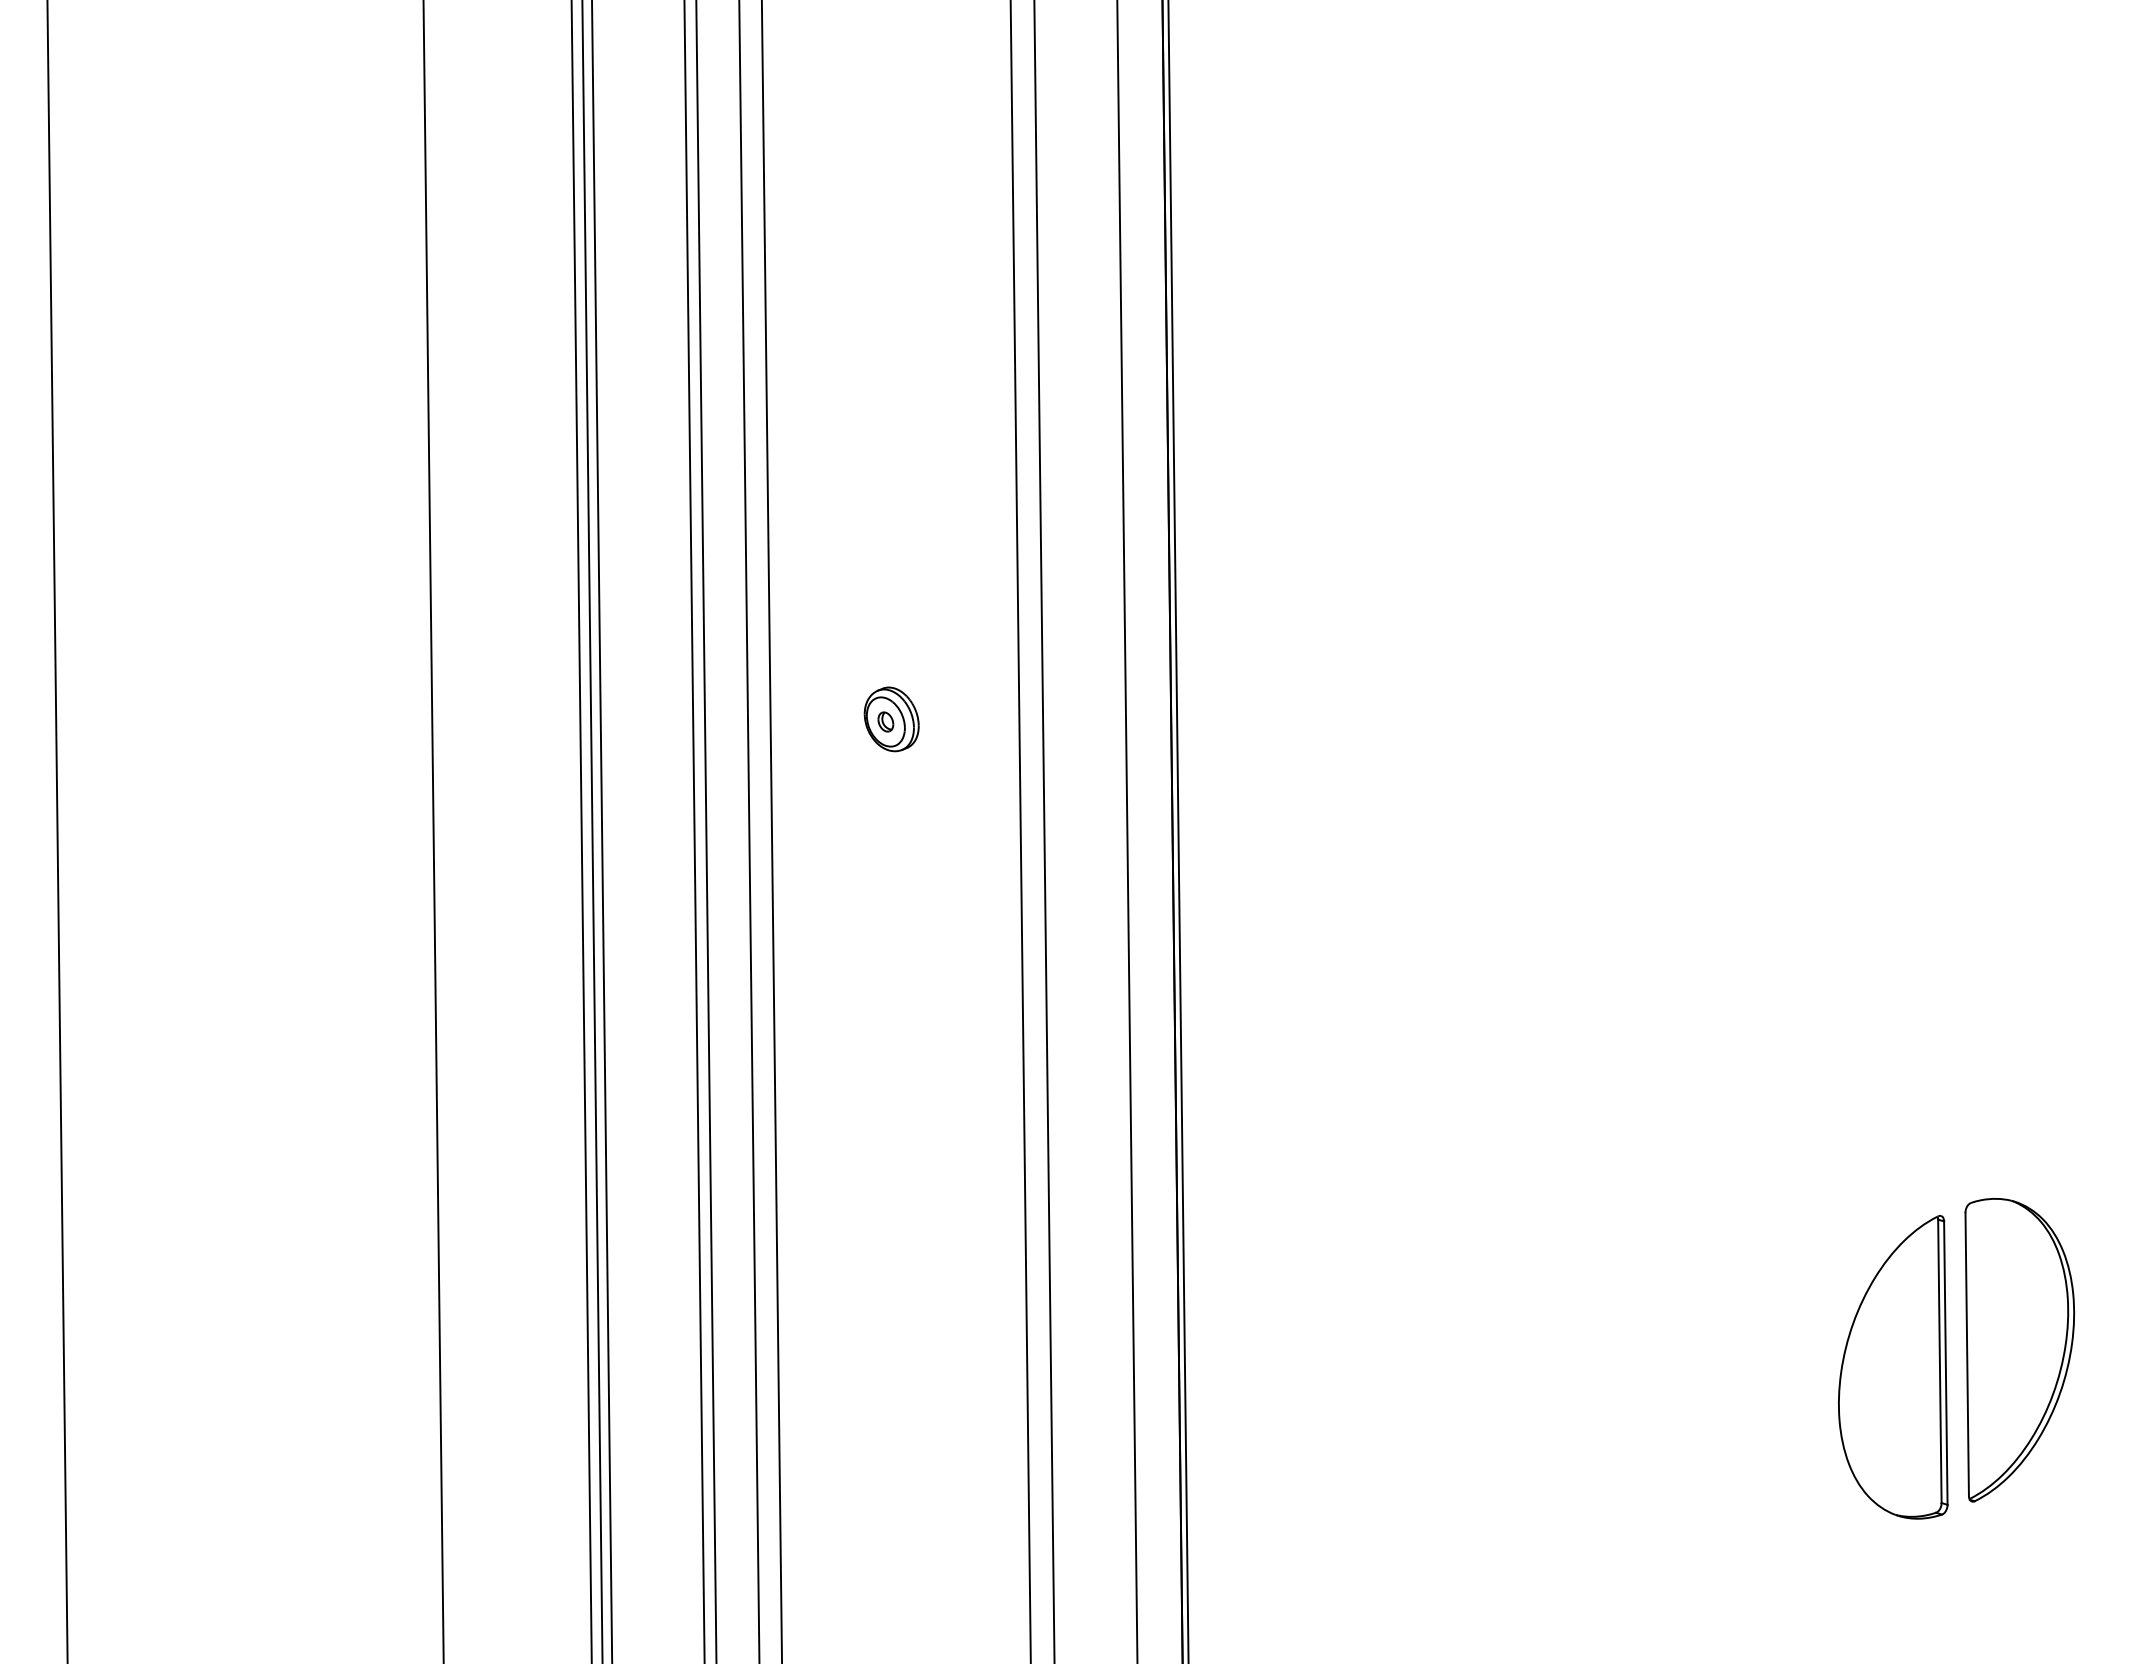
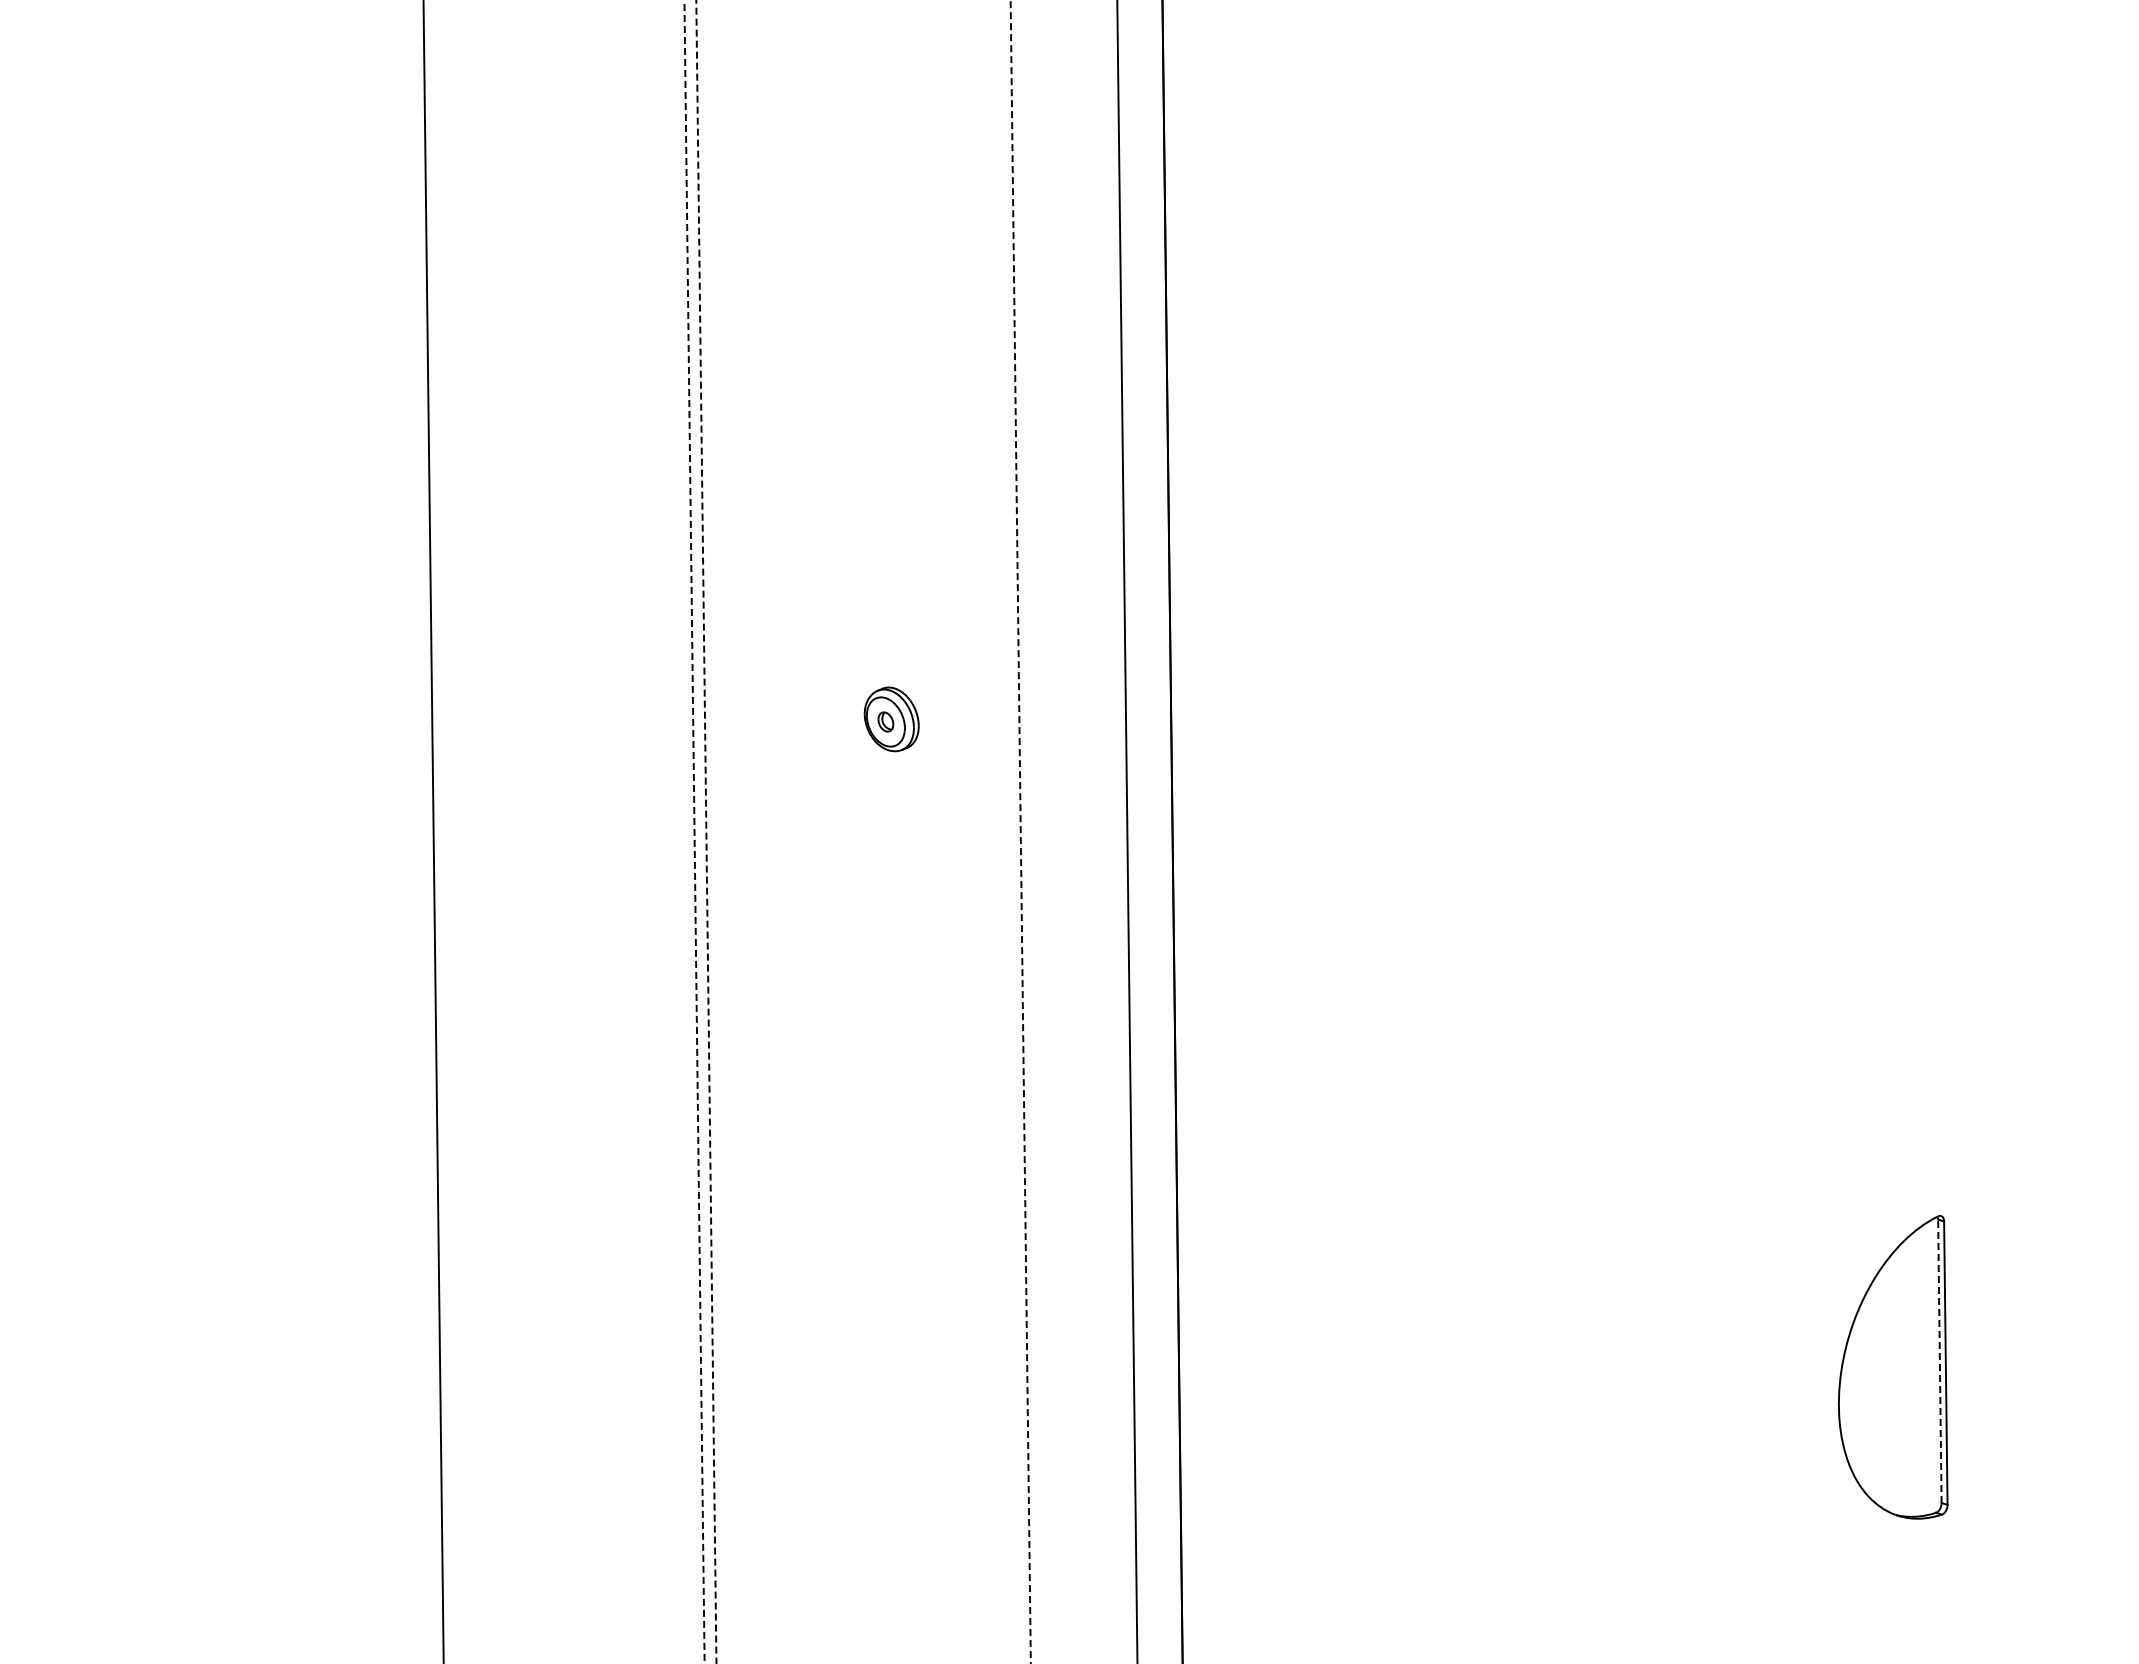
line: present -> none (57, 831)
line: present -> none (581, 831)
line: present -> none (592, 831)
line: present -> none (602, 831)
line: present -> none (749, 831)
line: present -> none (771, 831)
line: present -> none (1044, 831)
line: present -> none (1178, 831)
line: solid -> dashed (694, 832)
line: solid -> dashed (706, 832)
line: solid -> dashed (1020, 832)
part: present -> none (2019, 1350)
line: solid -> dashed (1939, 1361)
